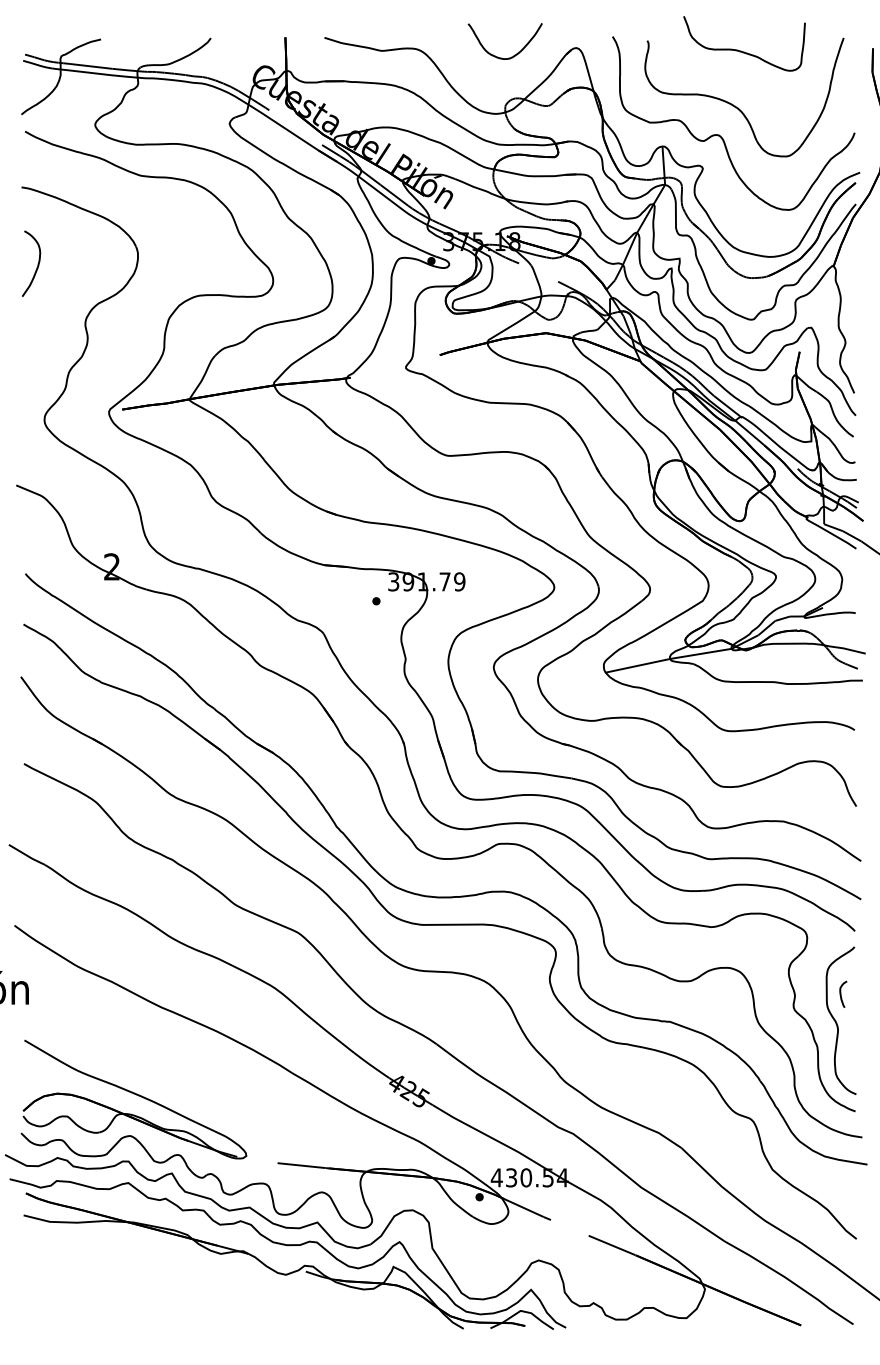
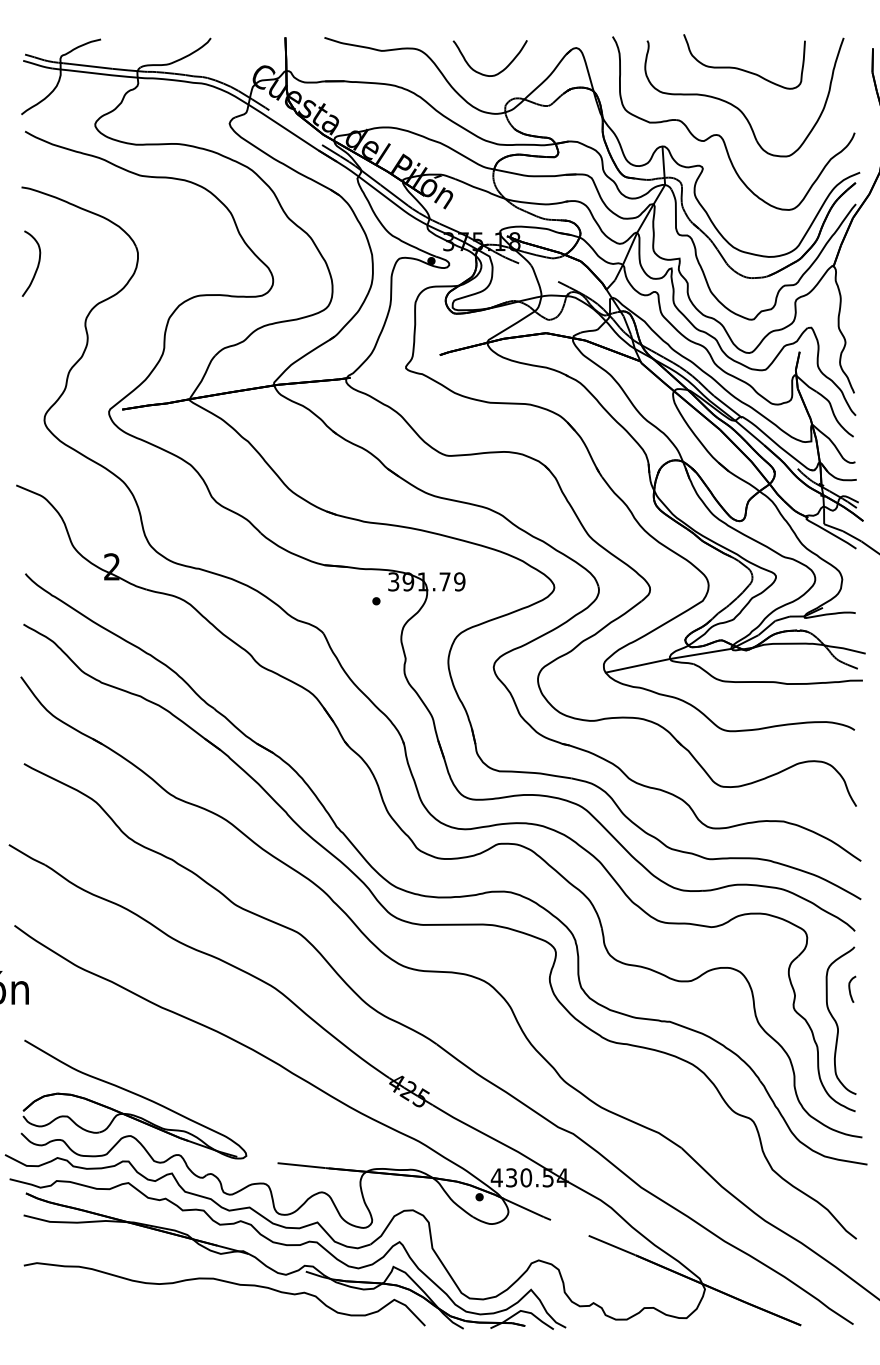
curve position: (741, 50) -> (741, 68) (741, 68)
curve position: (502, 57) -> (487, 74) (487, 74)
curve position: (841, 993) -> (850, 988) (850, 988)
curve: none -> present (224, 1282)
